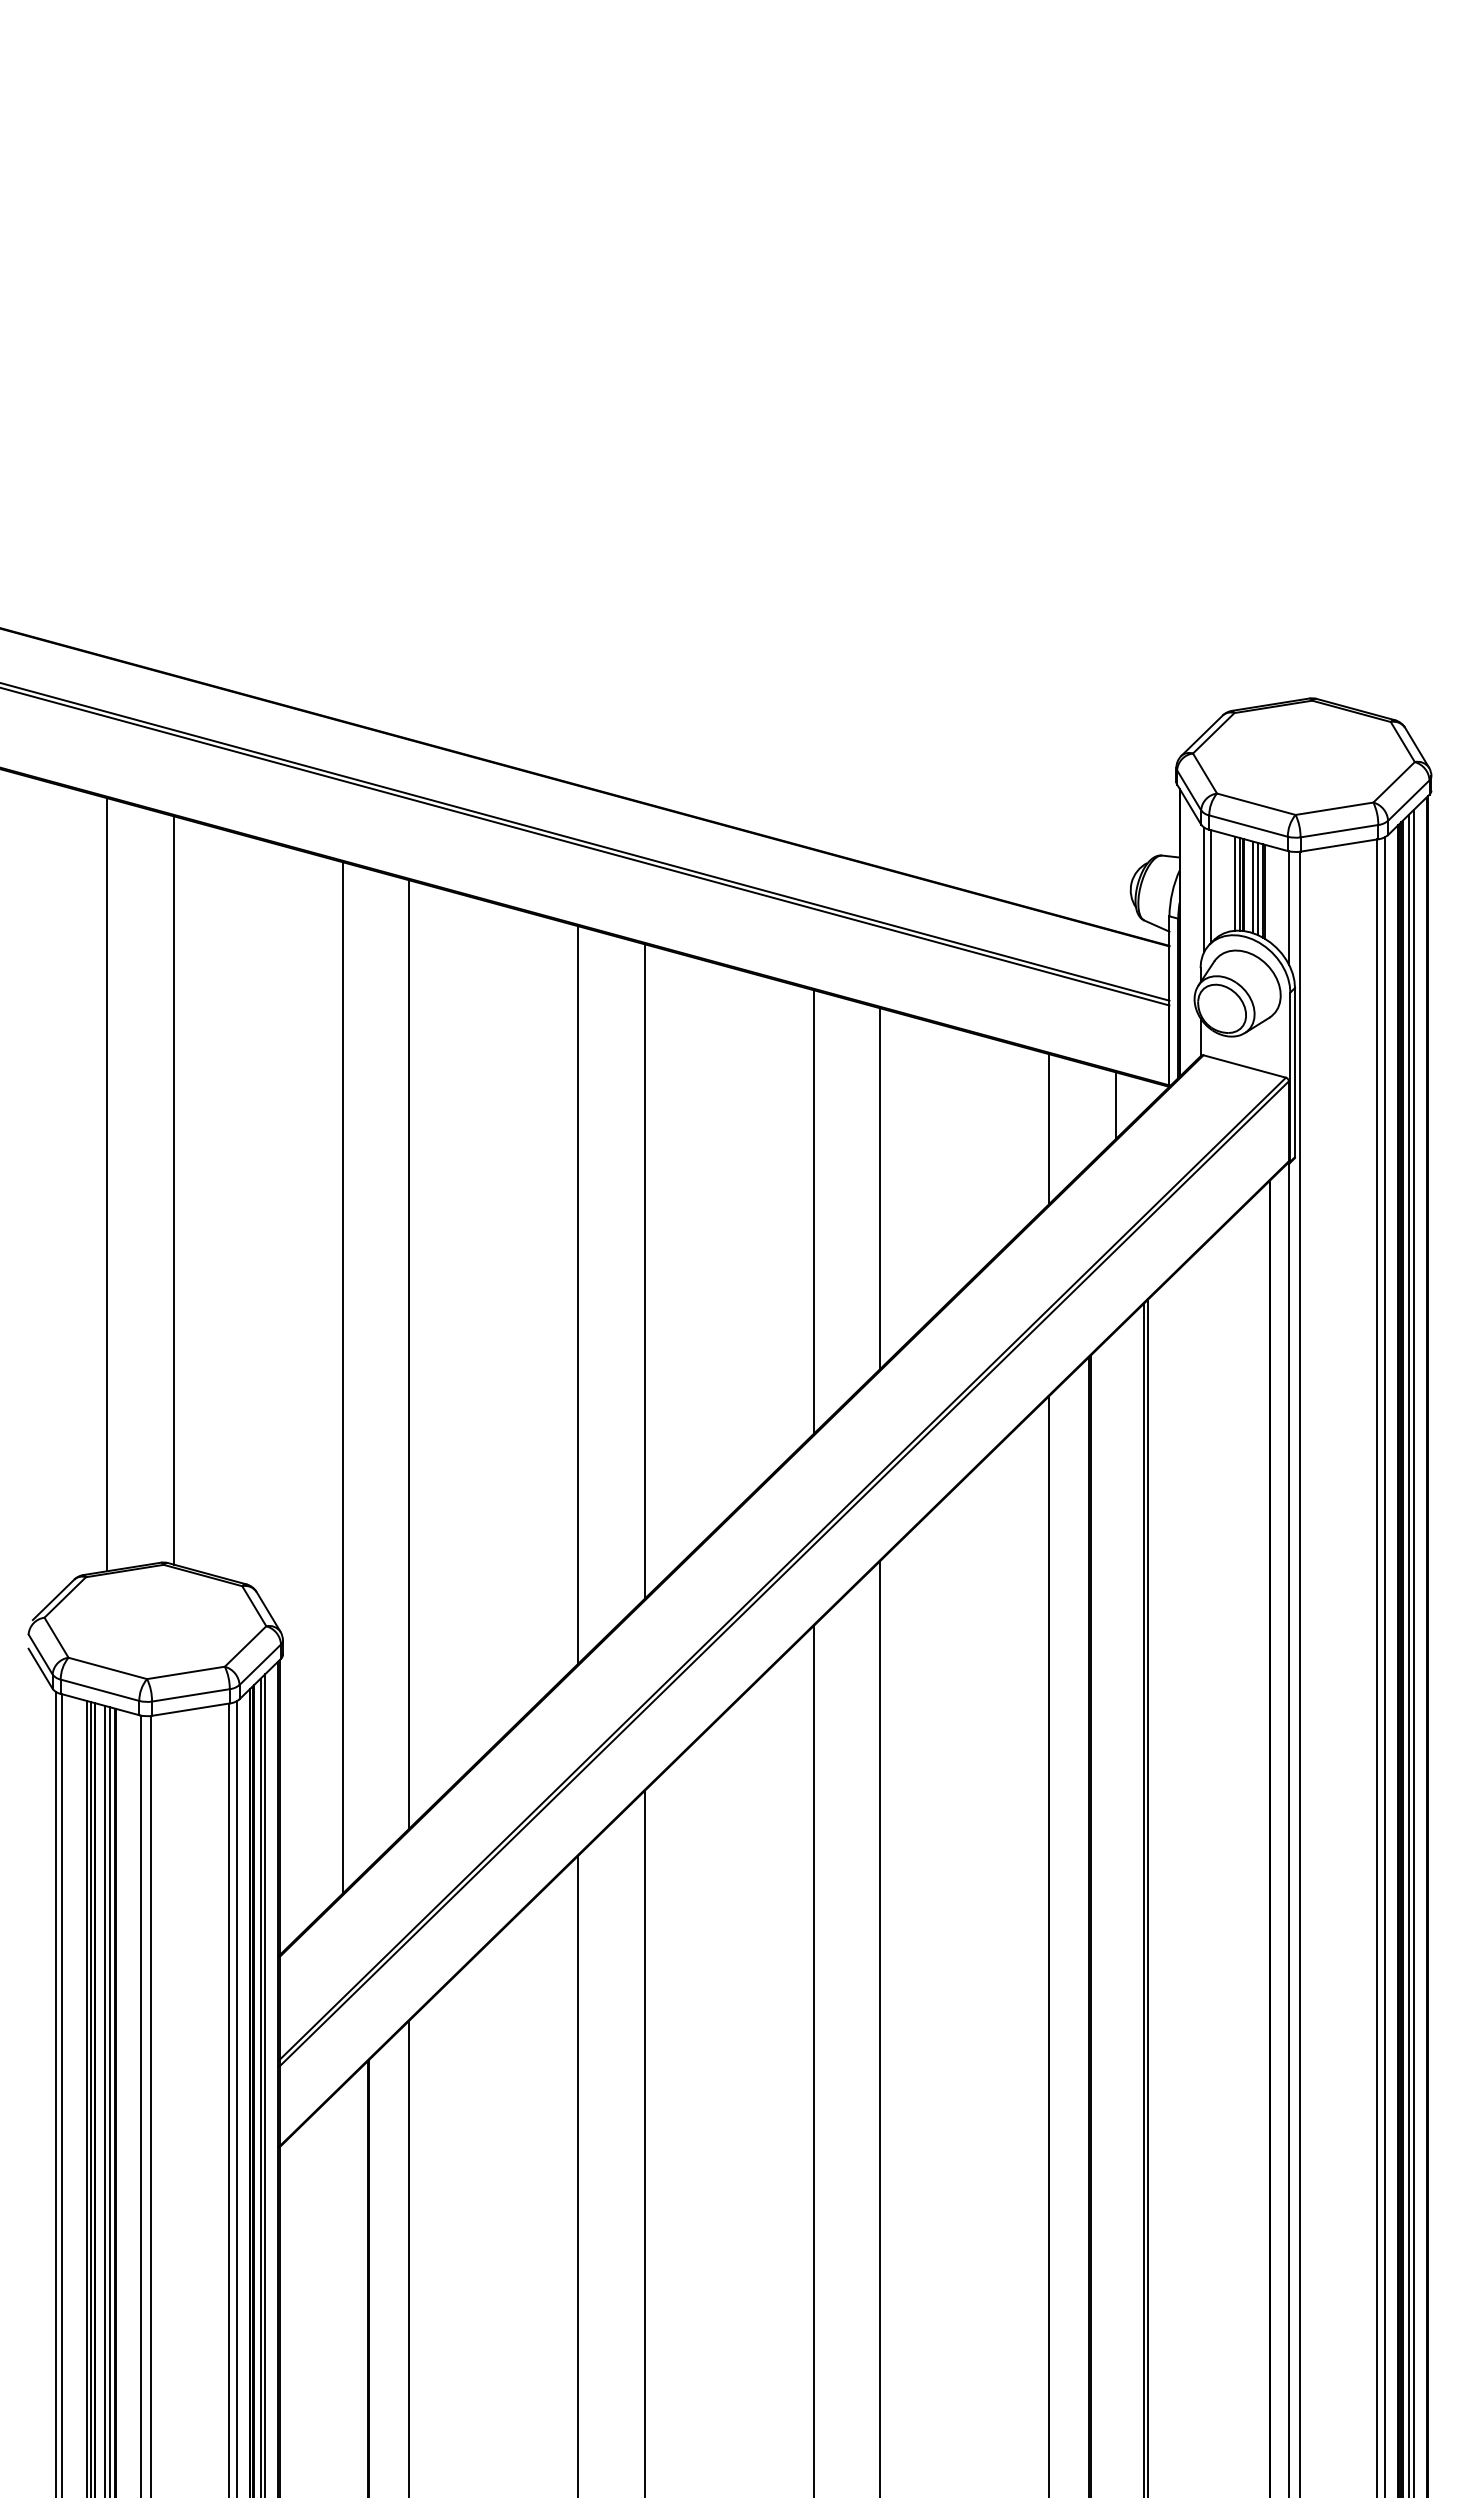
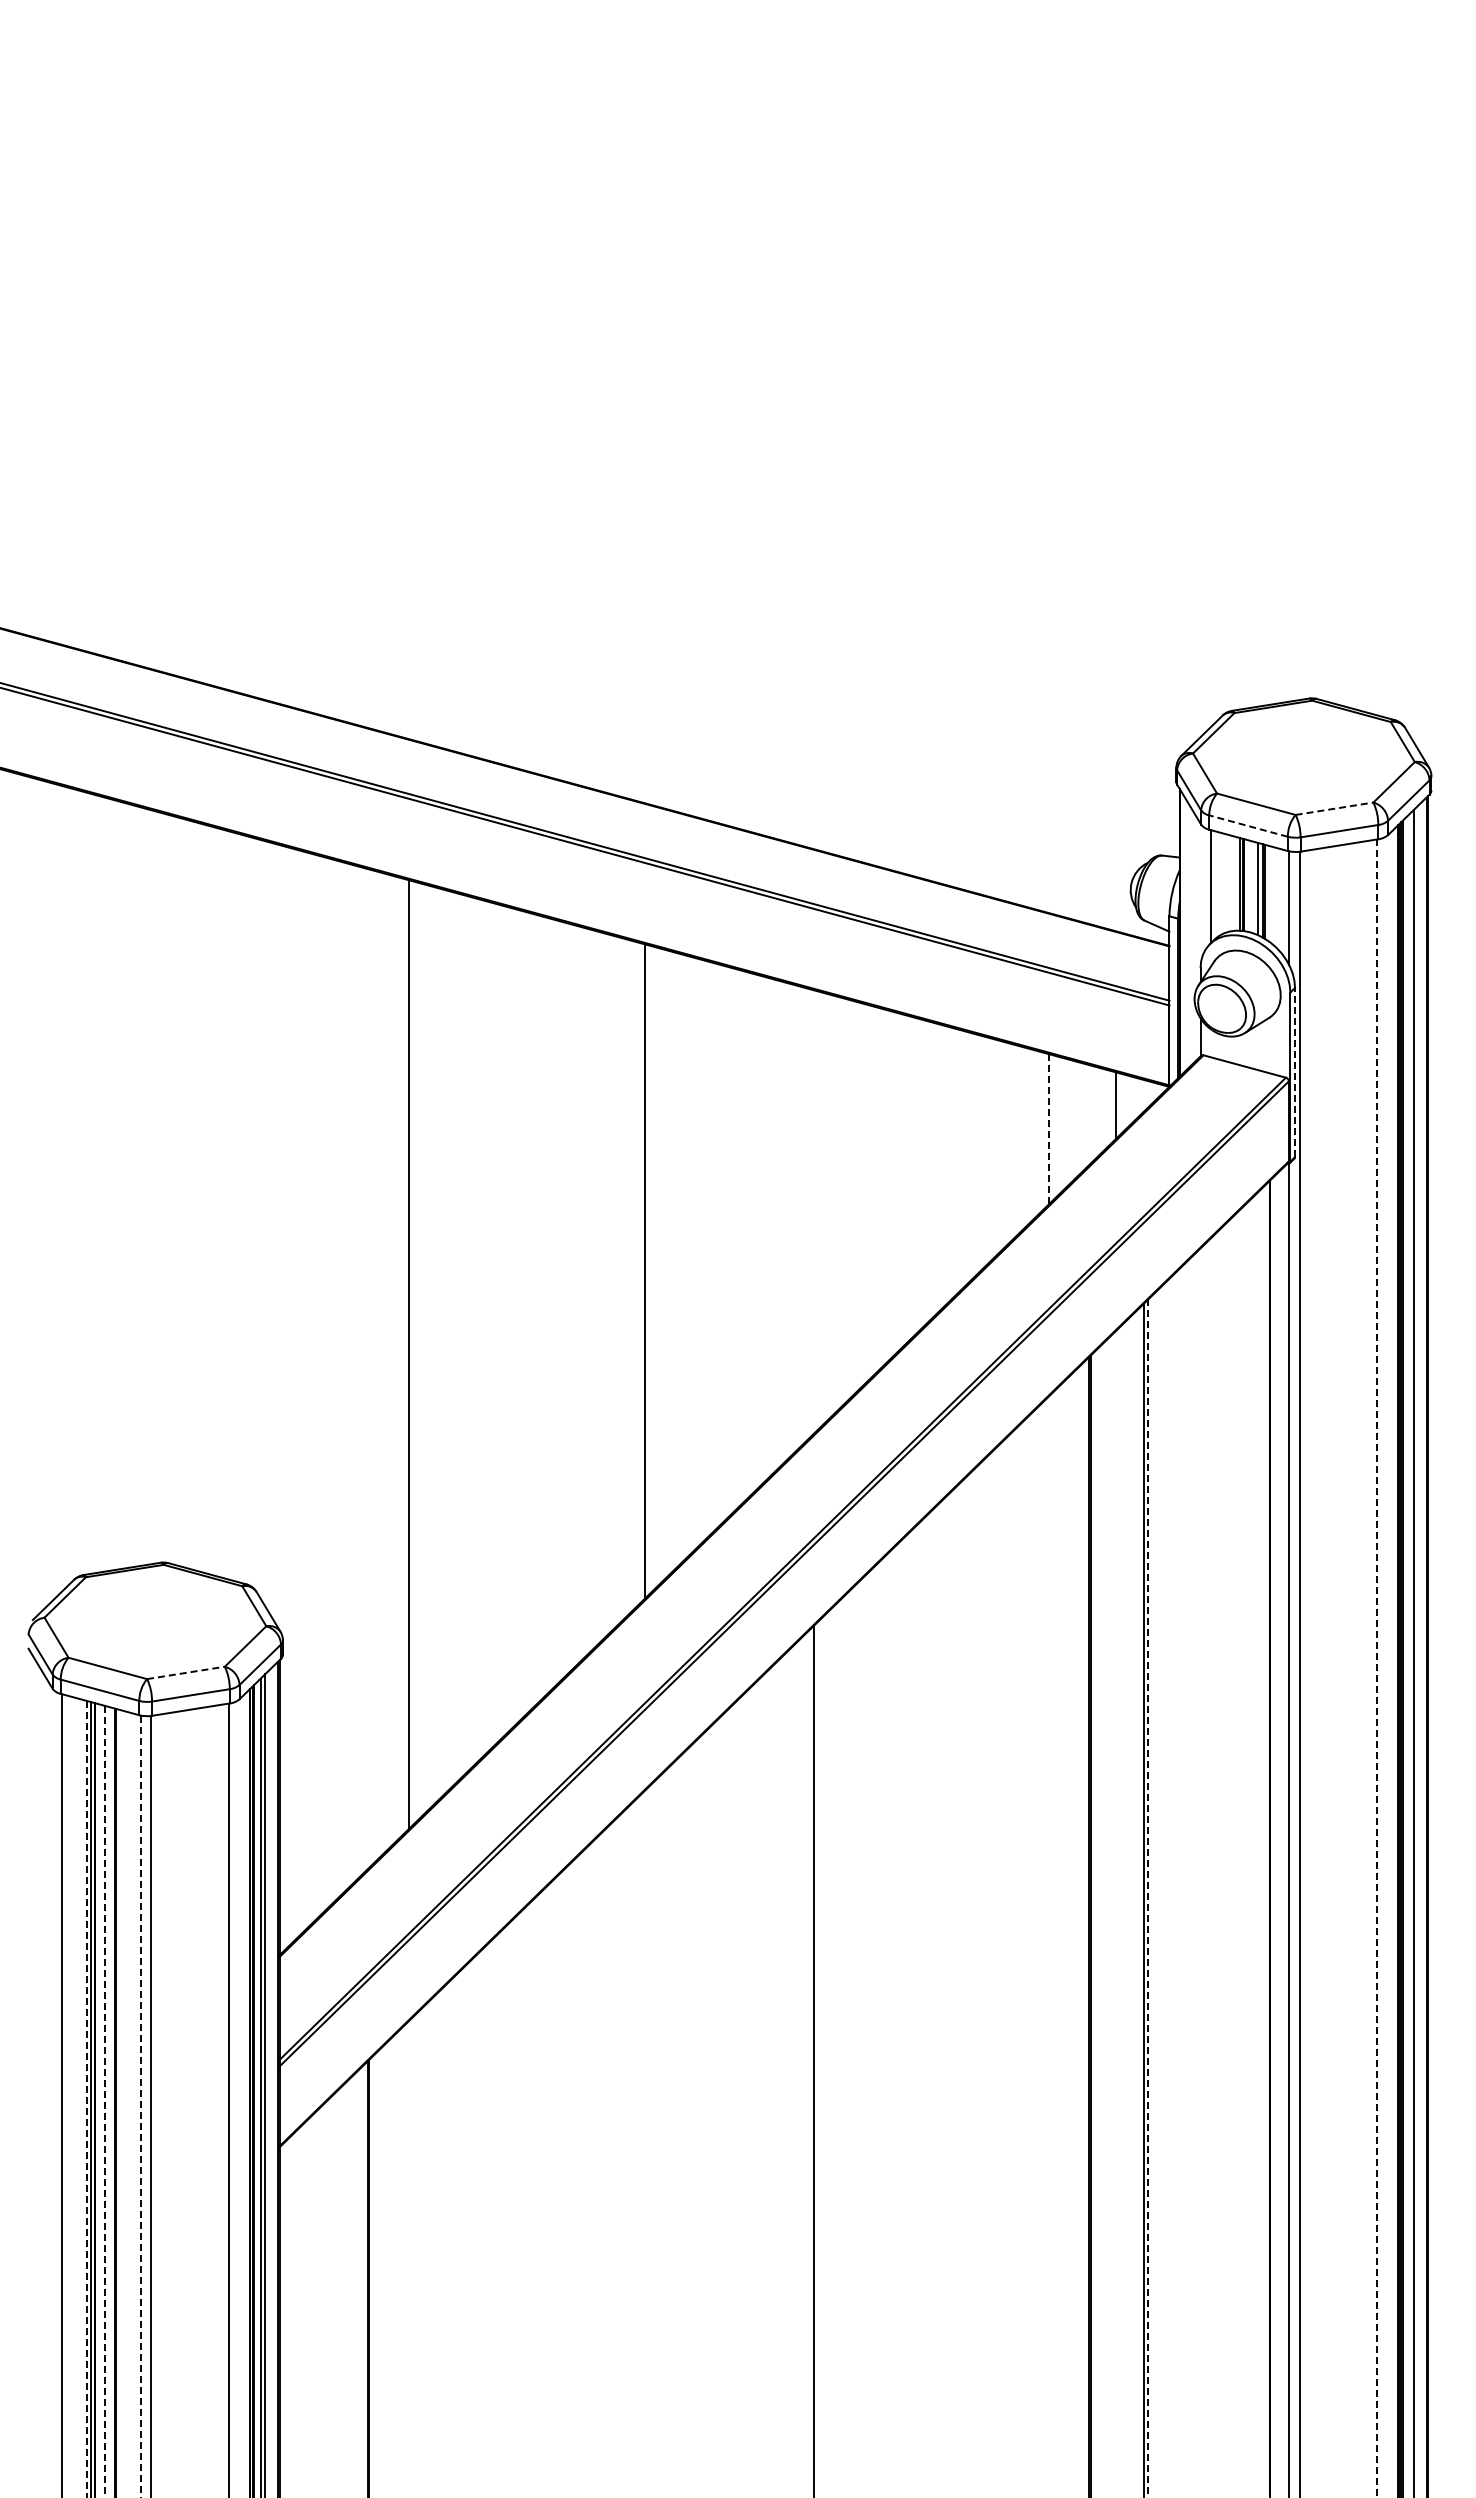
line: solid -> dashed (1335, 808)
line: solid -> dashed (1248, 826)
line: present -> none (1235, 883)
line: present -> none (1253, 887)
line: present -> none (1204, 889)
line: solid -> dashed (1295, 1072)
line: solid -> dashed (1049, 1129)
line: present -> none (107, 1184)
line: present -> none (880, 1188)
line: present -> none (173, 1190)
line: present -> none (813, 1211)
line: present -> none (578, 1294)
line: present -> none (342, 1377)
line: present -> none (1409, 1654)
line: present -> none (1385, 1665)
line: solid -> dashed (1377, 1668)
line: solid -> dashed (186, 1672)
line: solid -> dashed (1148, 1898)
line: present -> none (1049, 1944)
line: present -> none (880, 2027)
line: present -> none (55, 2092)
line: present -> none (236, 2097)
line: solid -> dashed (86, 2099)
line: present -> none (109, 2100)
line: solid -> dashed (104, 2101)
line: solid -> dashed (140, 2106)
line: present -> none (644, 2142)
line: present -> none (578, 2174)
line: present -> none (409, 2257)
